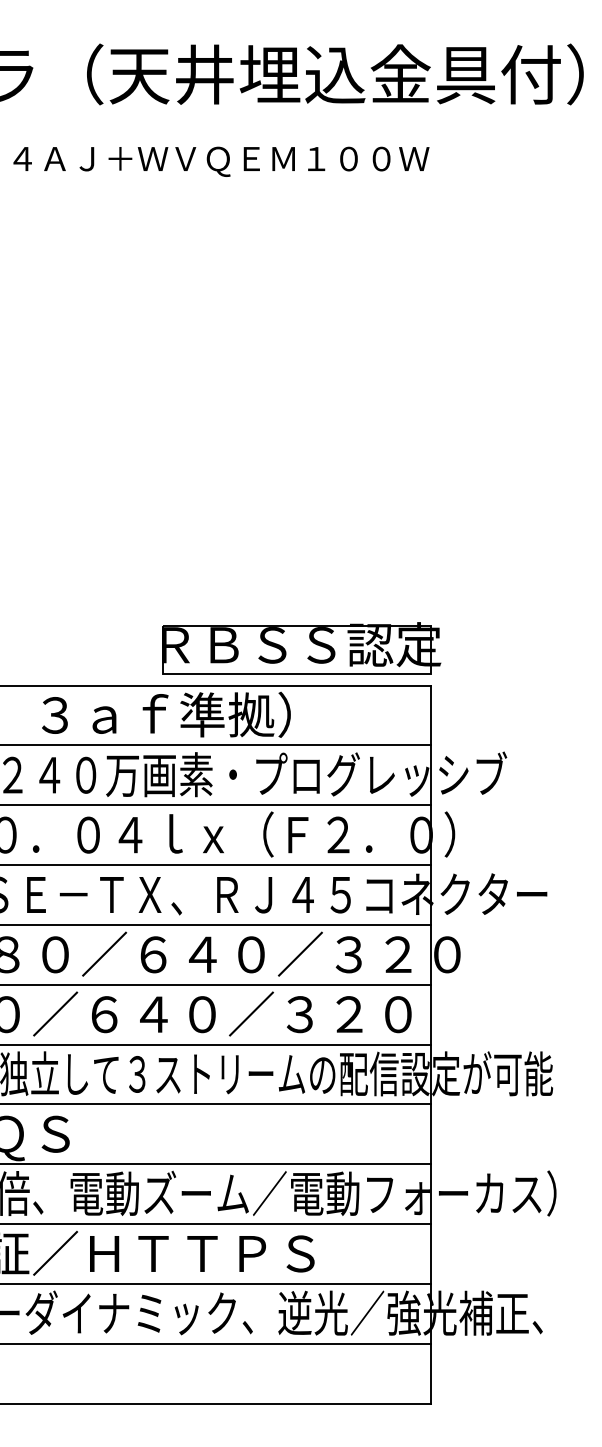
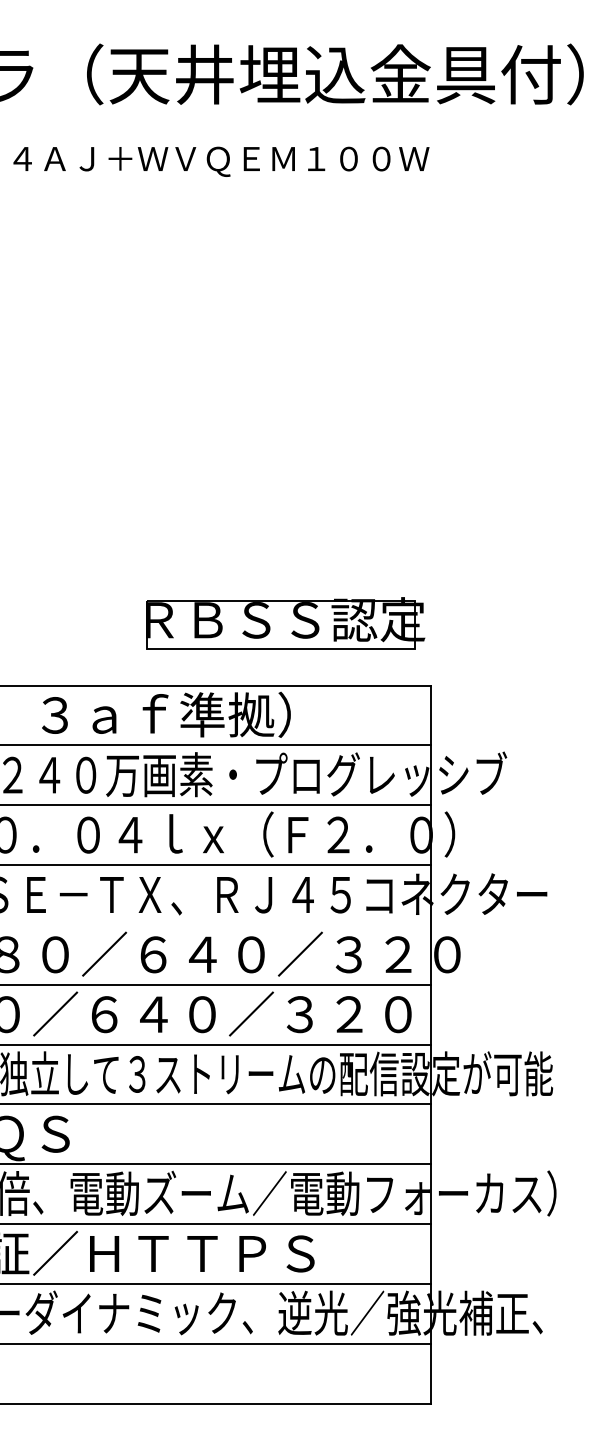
part position: (301, 648) -> (285, 623) (285, 623)
line: present -> none (216, 924)
